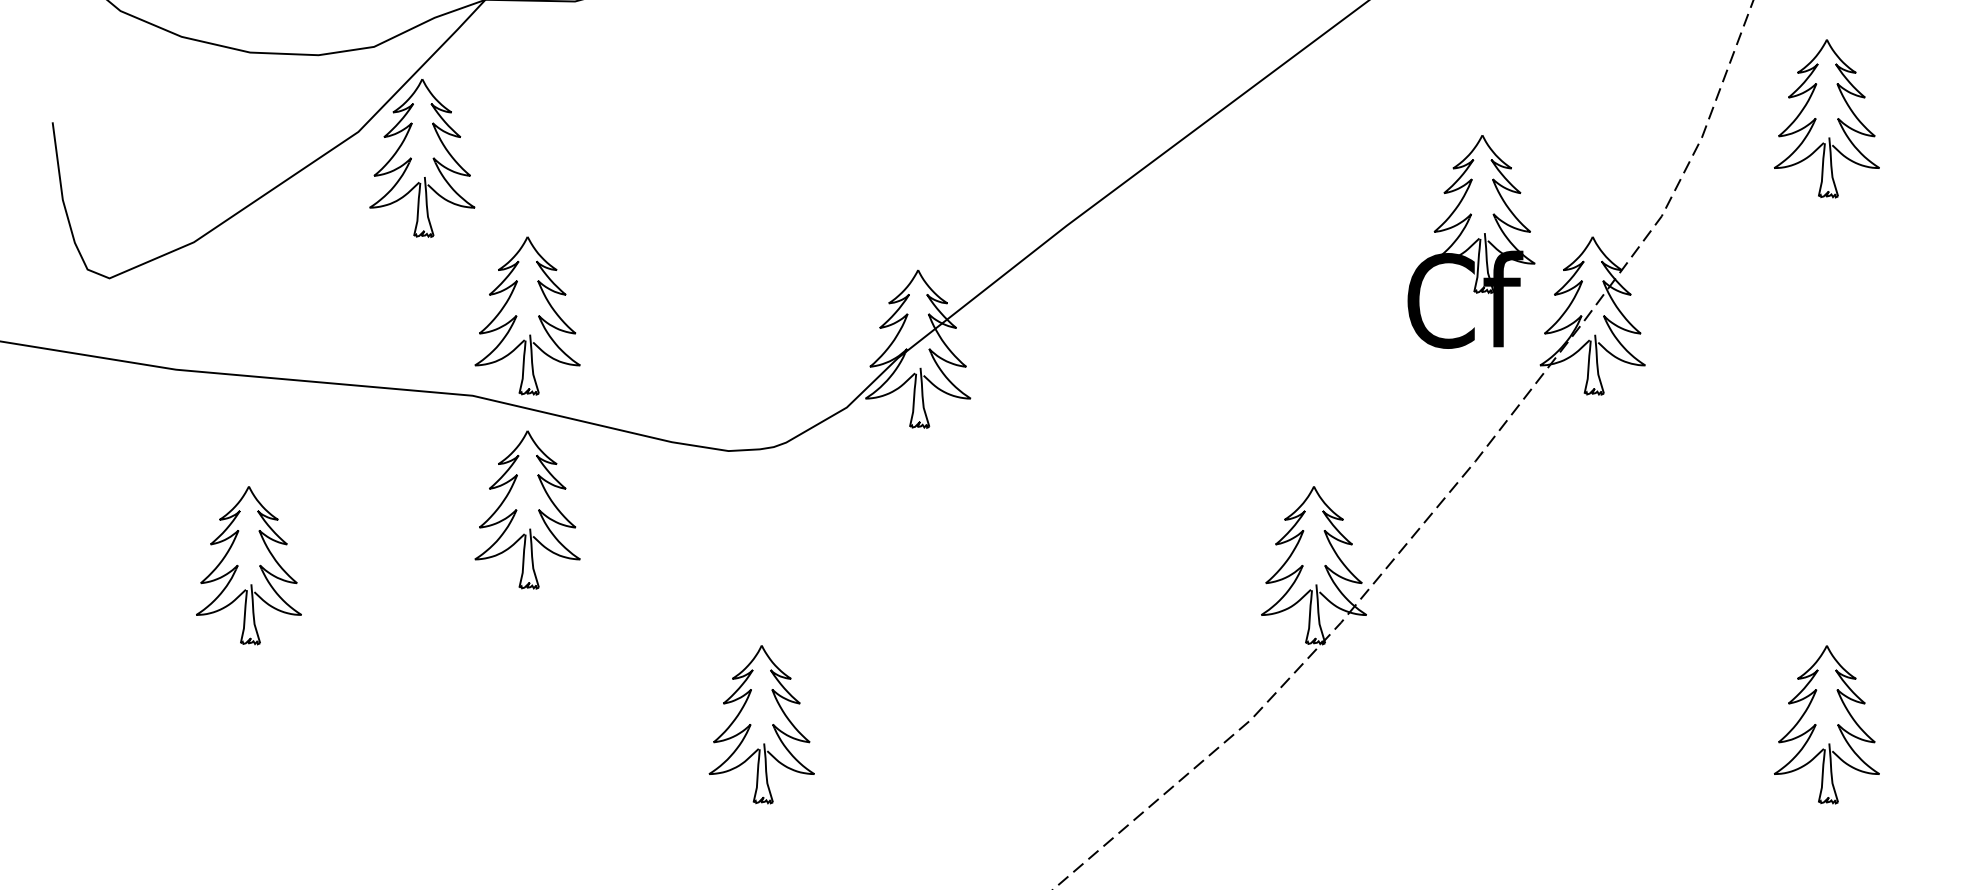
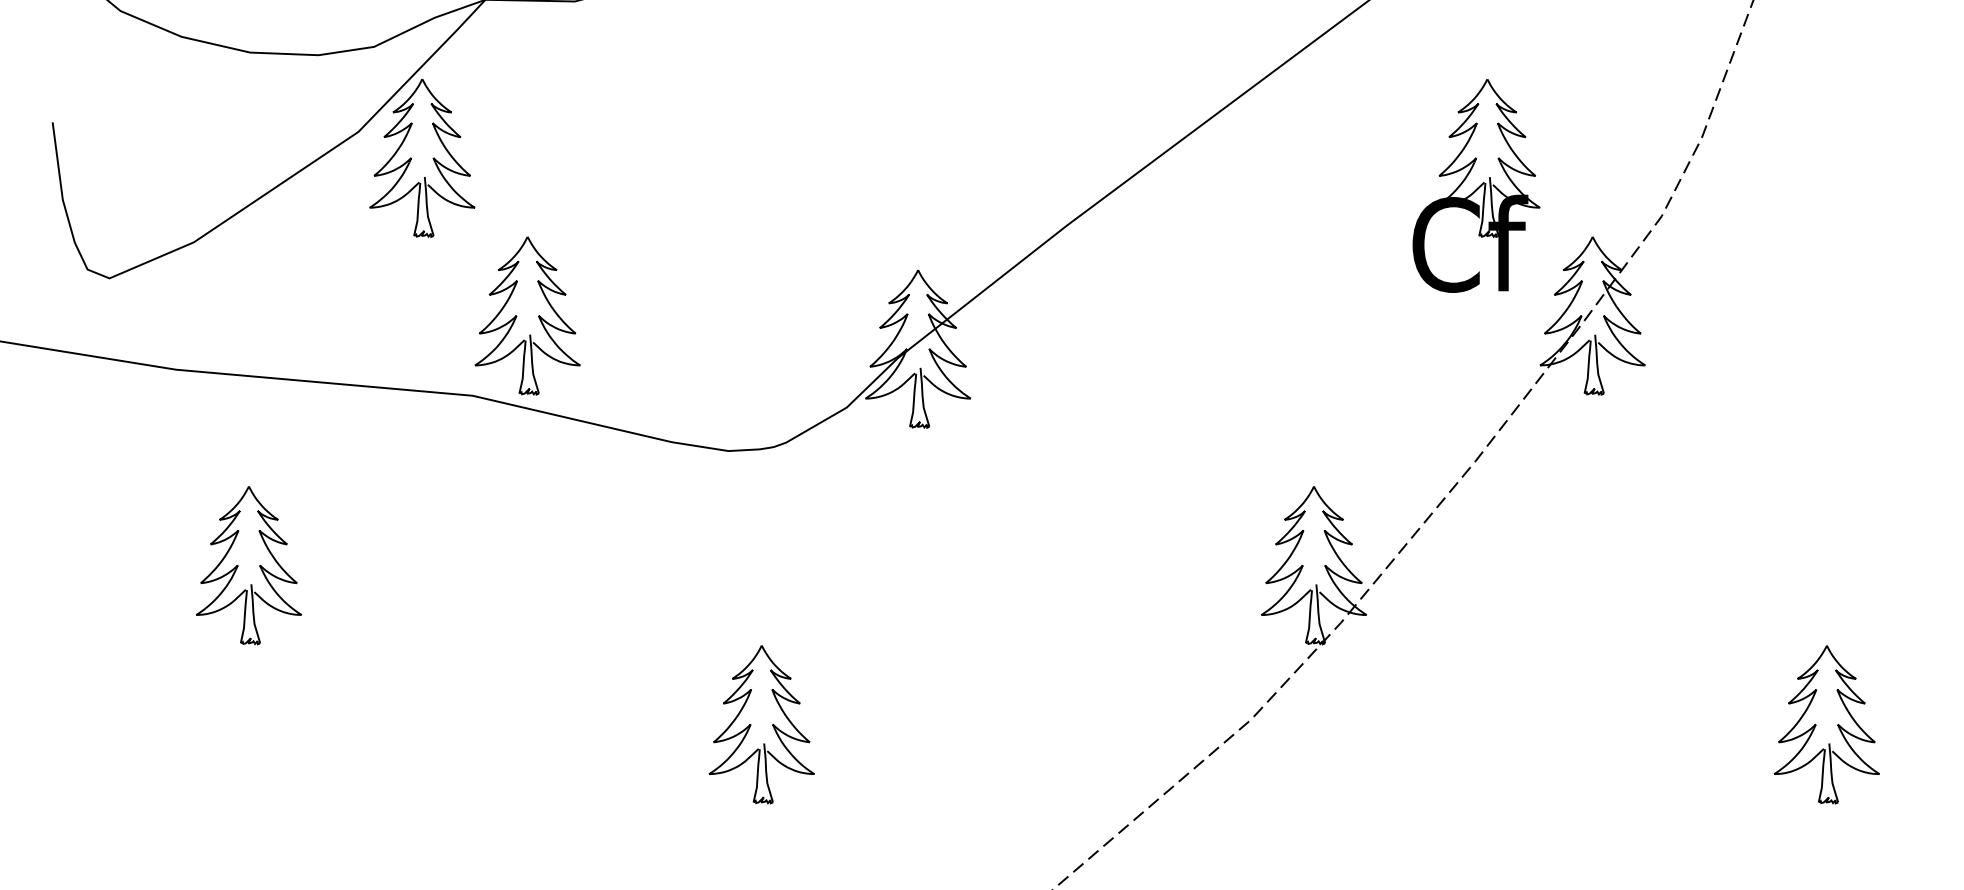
part: present -> none (1826, 118)
part position: (1471, 241) -> (1476, 185) (1476, 185)
part: present -> none (527, 509)
